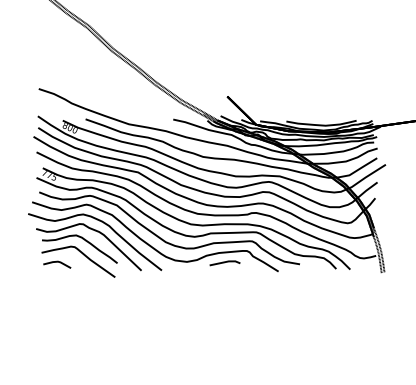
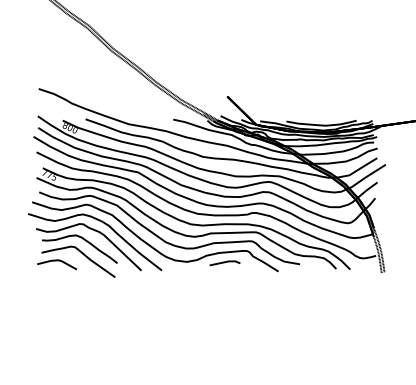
part size: 29x9 px -> 41x12 px (57, 264)
